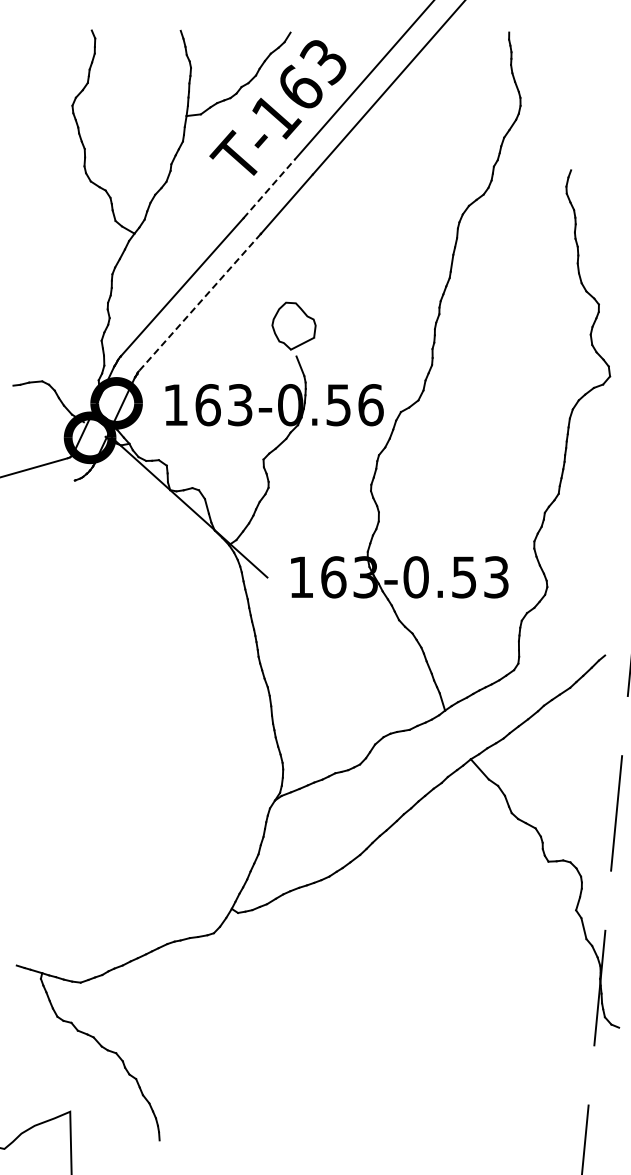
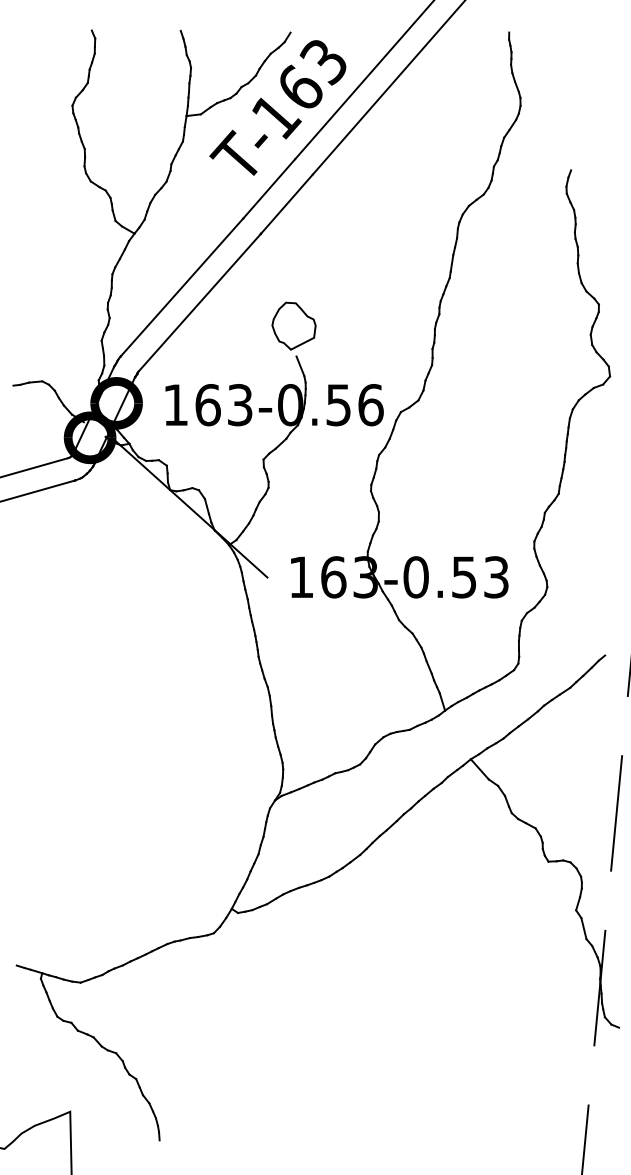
line: dashed -> solid (269, 188)
line: dashed -> solid (199, 302)
line: none -> present (38, 490)
